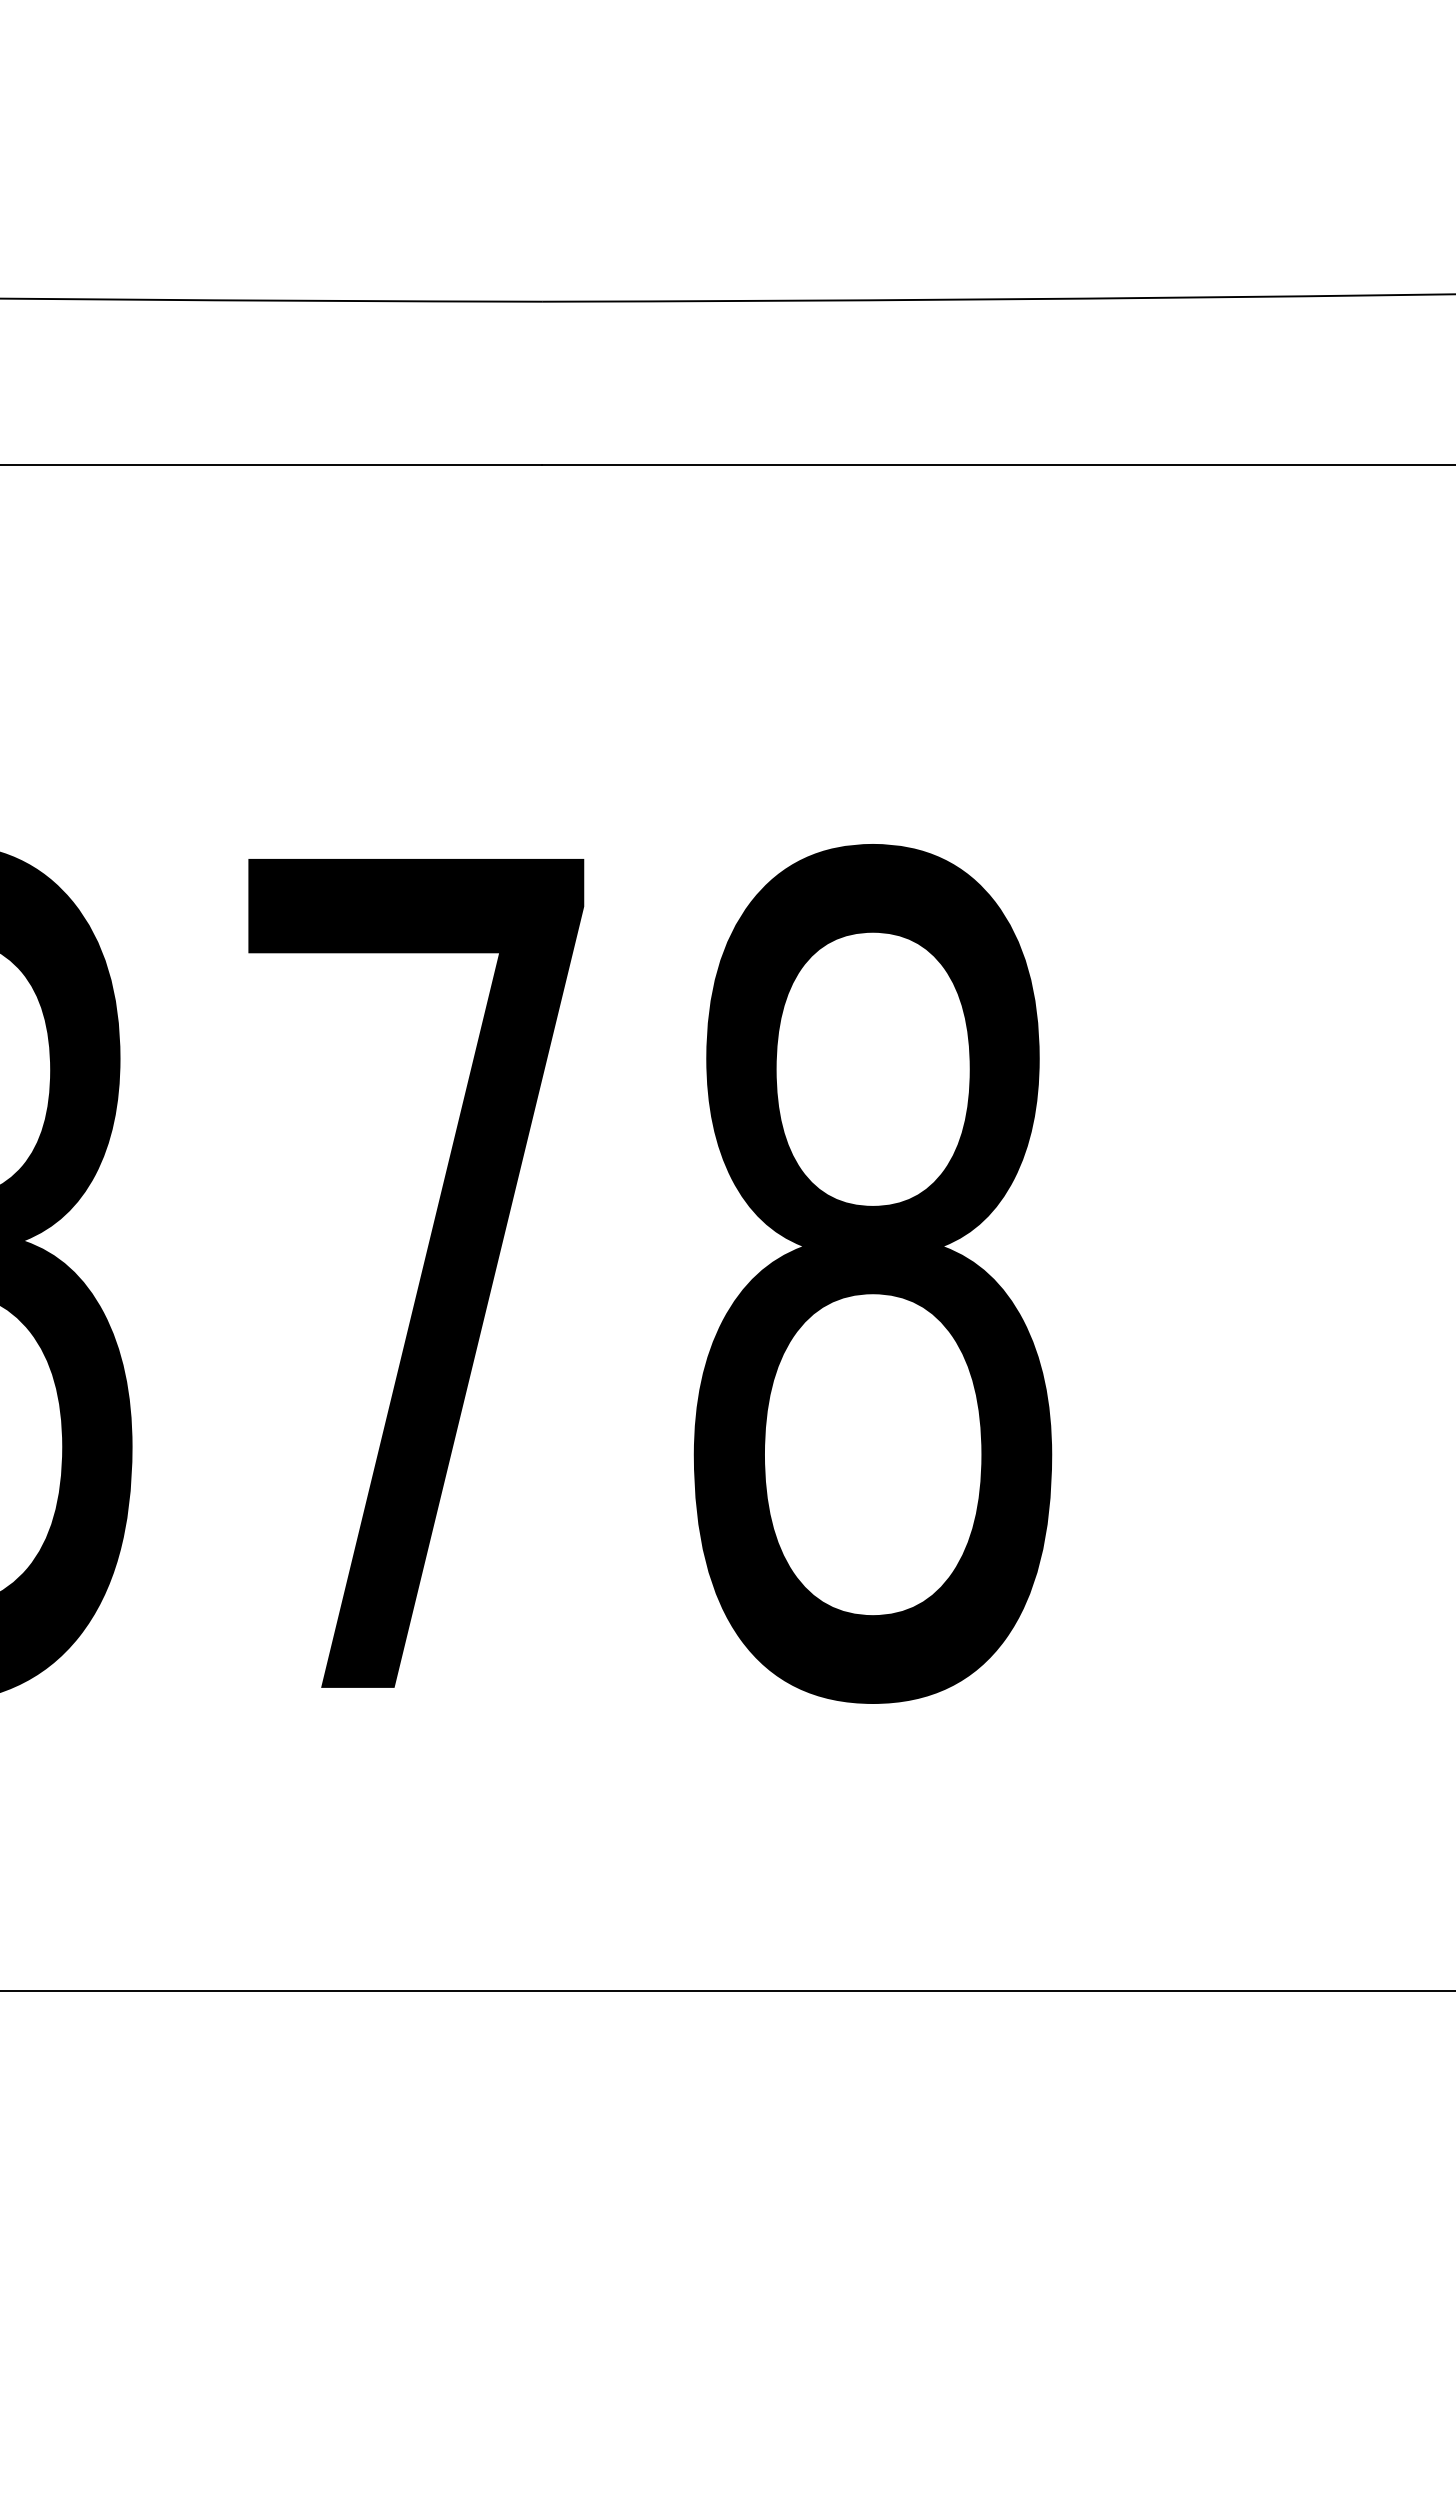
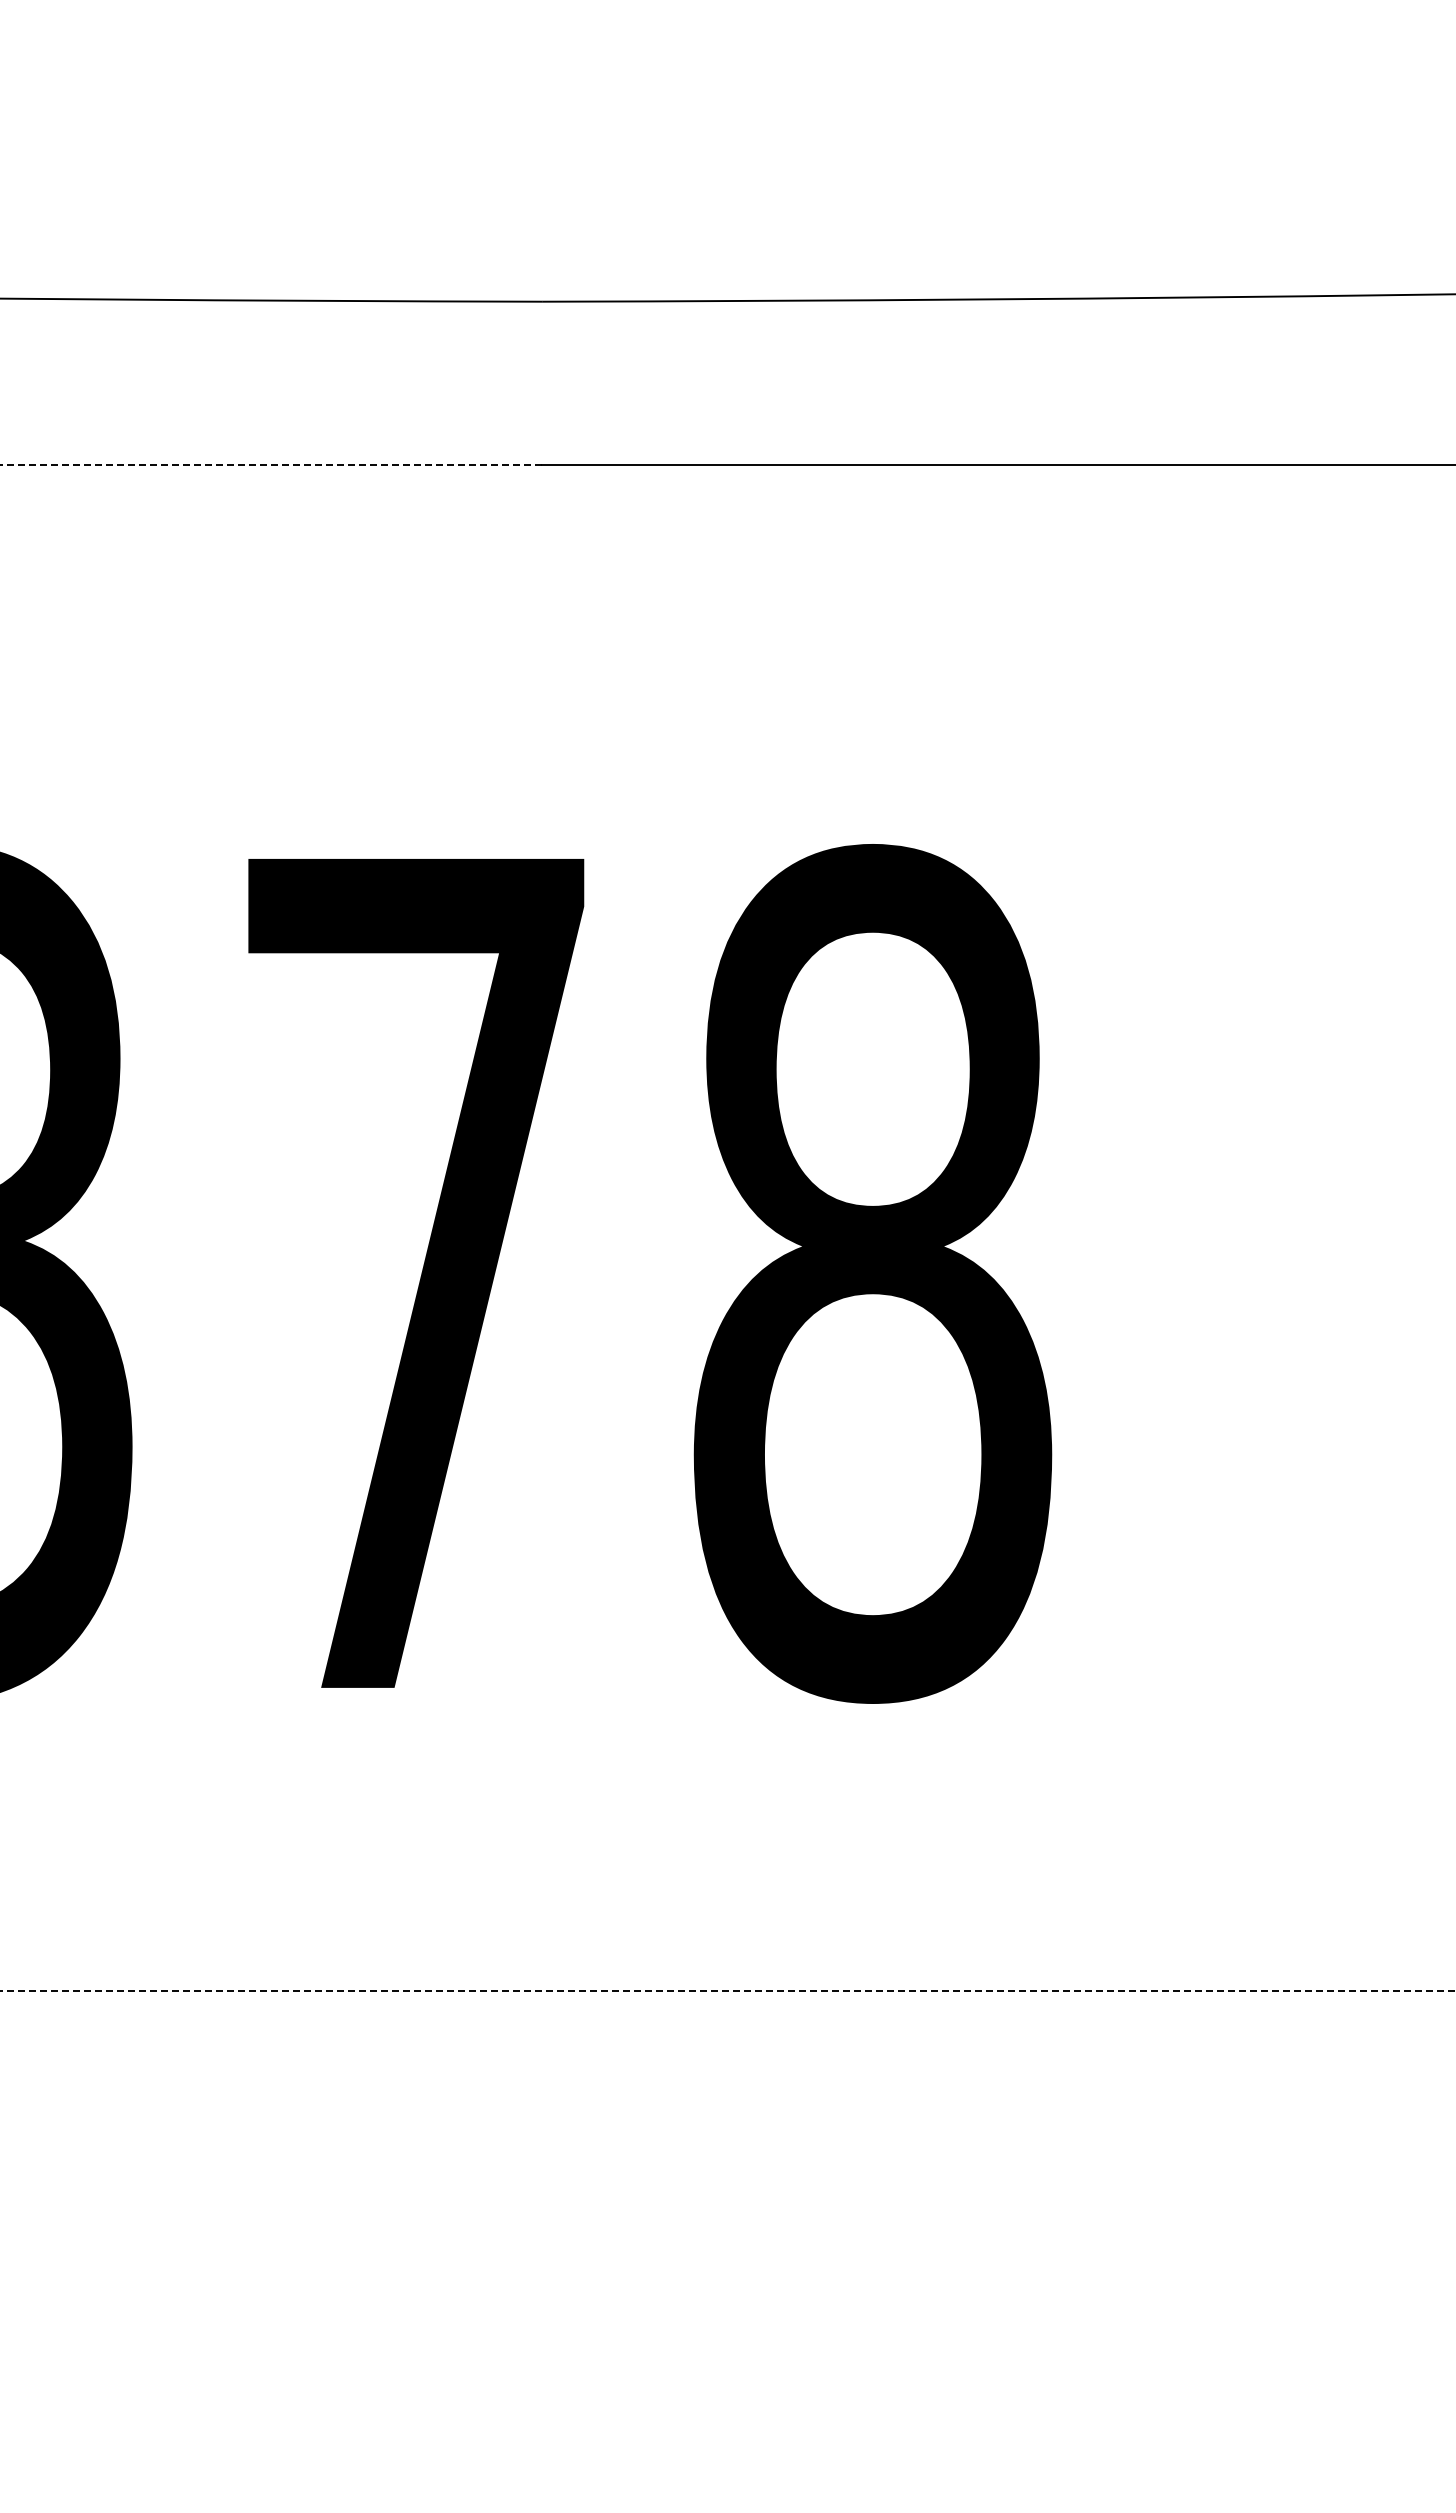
line: solid -> dashed (271, 464)
line: solid -> dashed (728, 1991)
